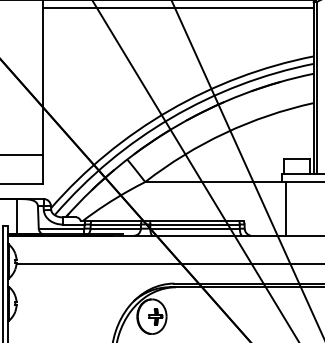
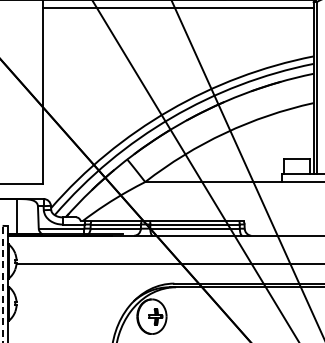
line: present -> none (22, 154)
line: present -> none (286, 208)
line: solid -> dashed (2, 283)
